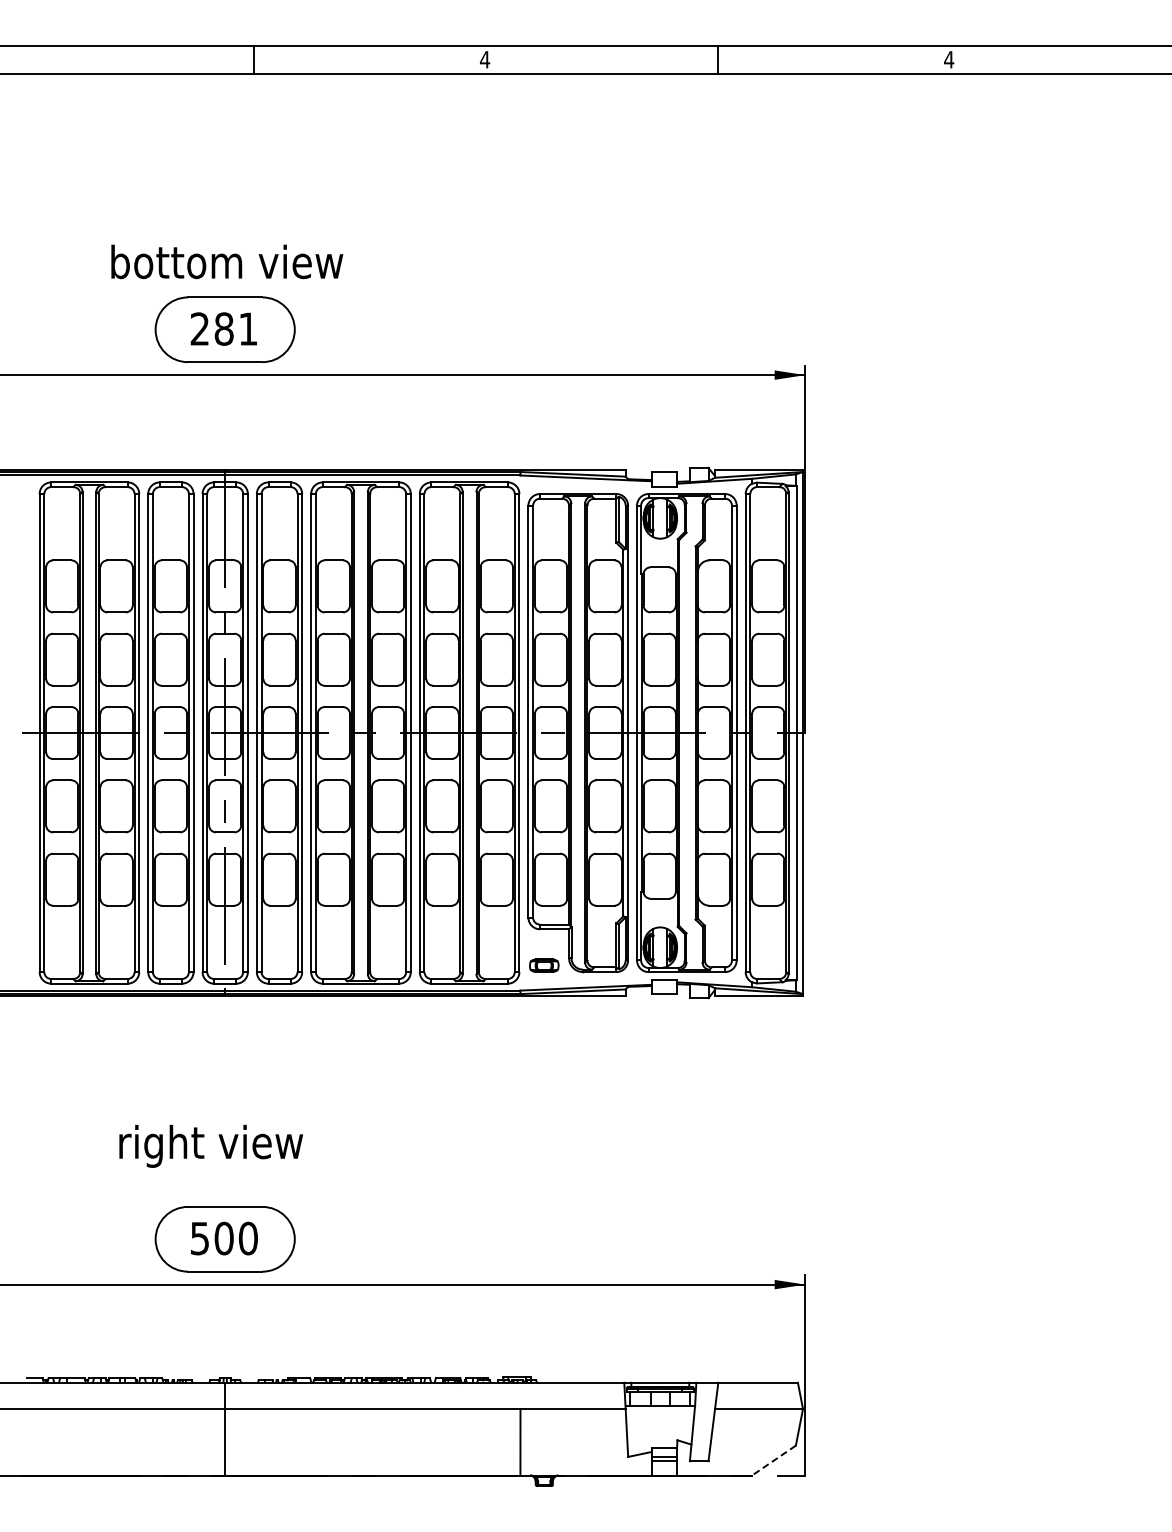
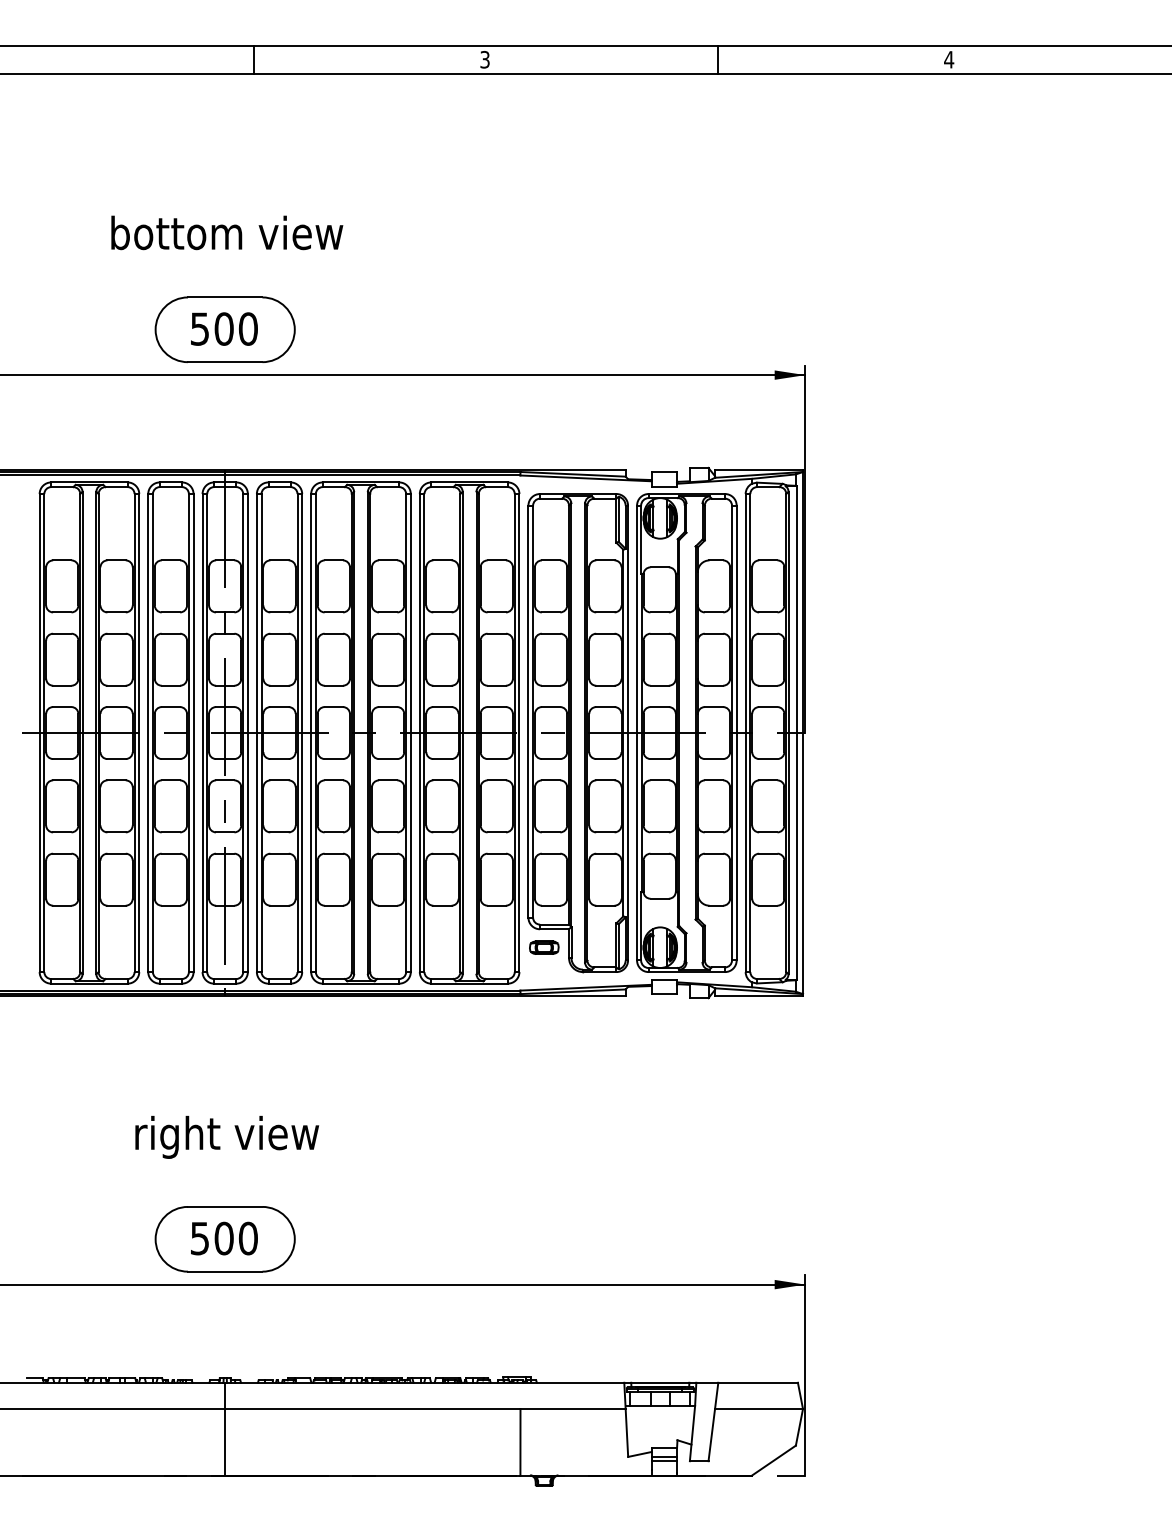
text: 4 -> 3 (485, 59)
text position: (227, 261) -> (227, 232) (227, 232)
text: 281 -> 500 (223, 328)
part position: (544, 965) -> (544, 947) (544, 947)
text position: (211, 1146) -> (227, 1137) (227, 1137)
line: dashed -> solid (773, 1460)
